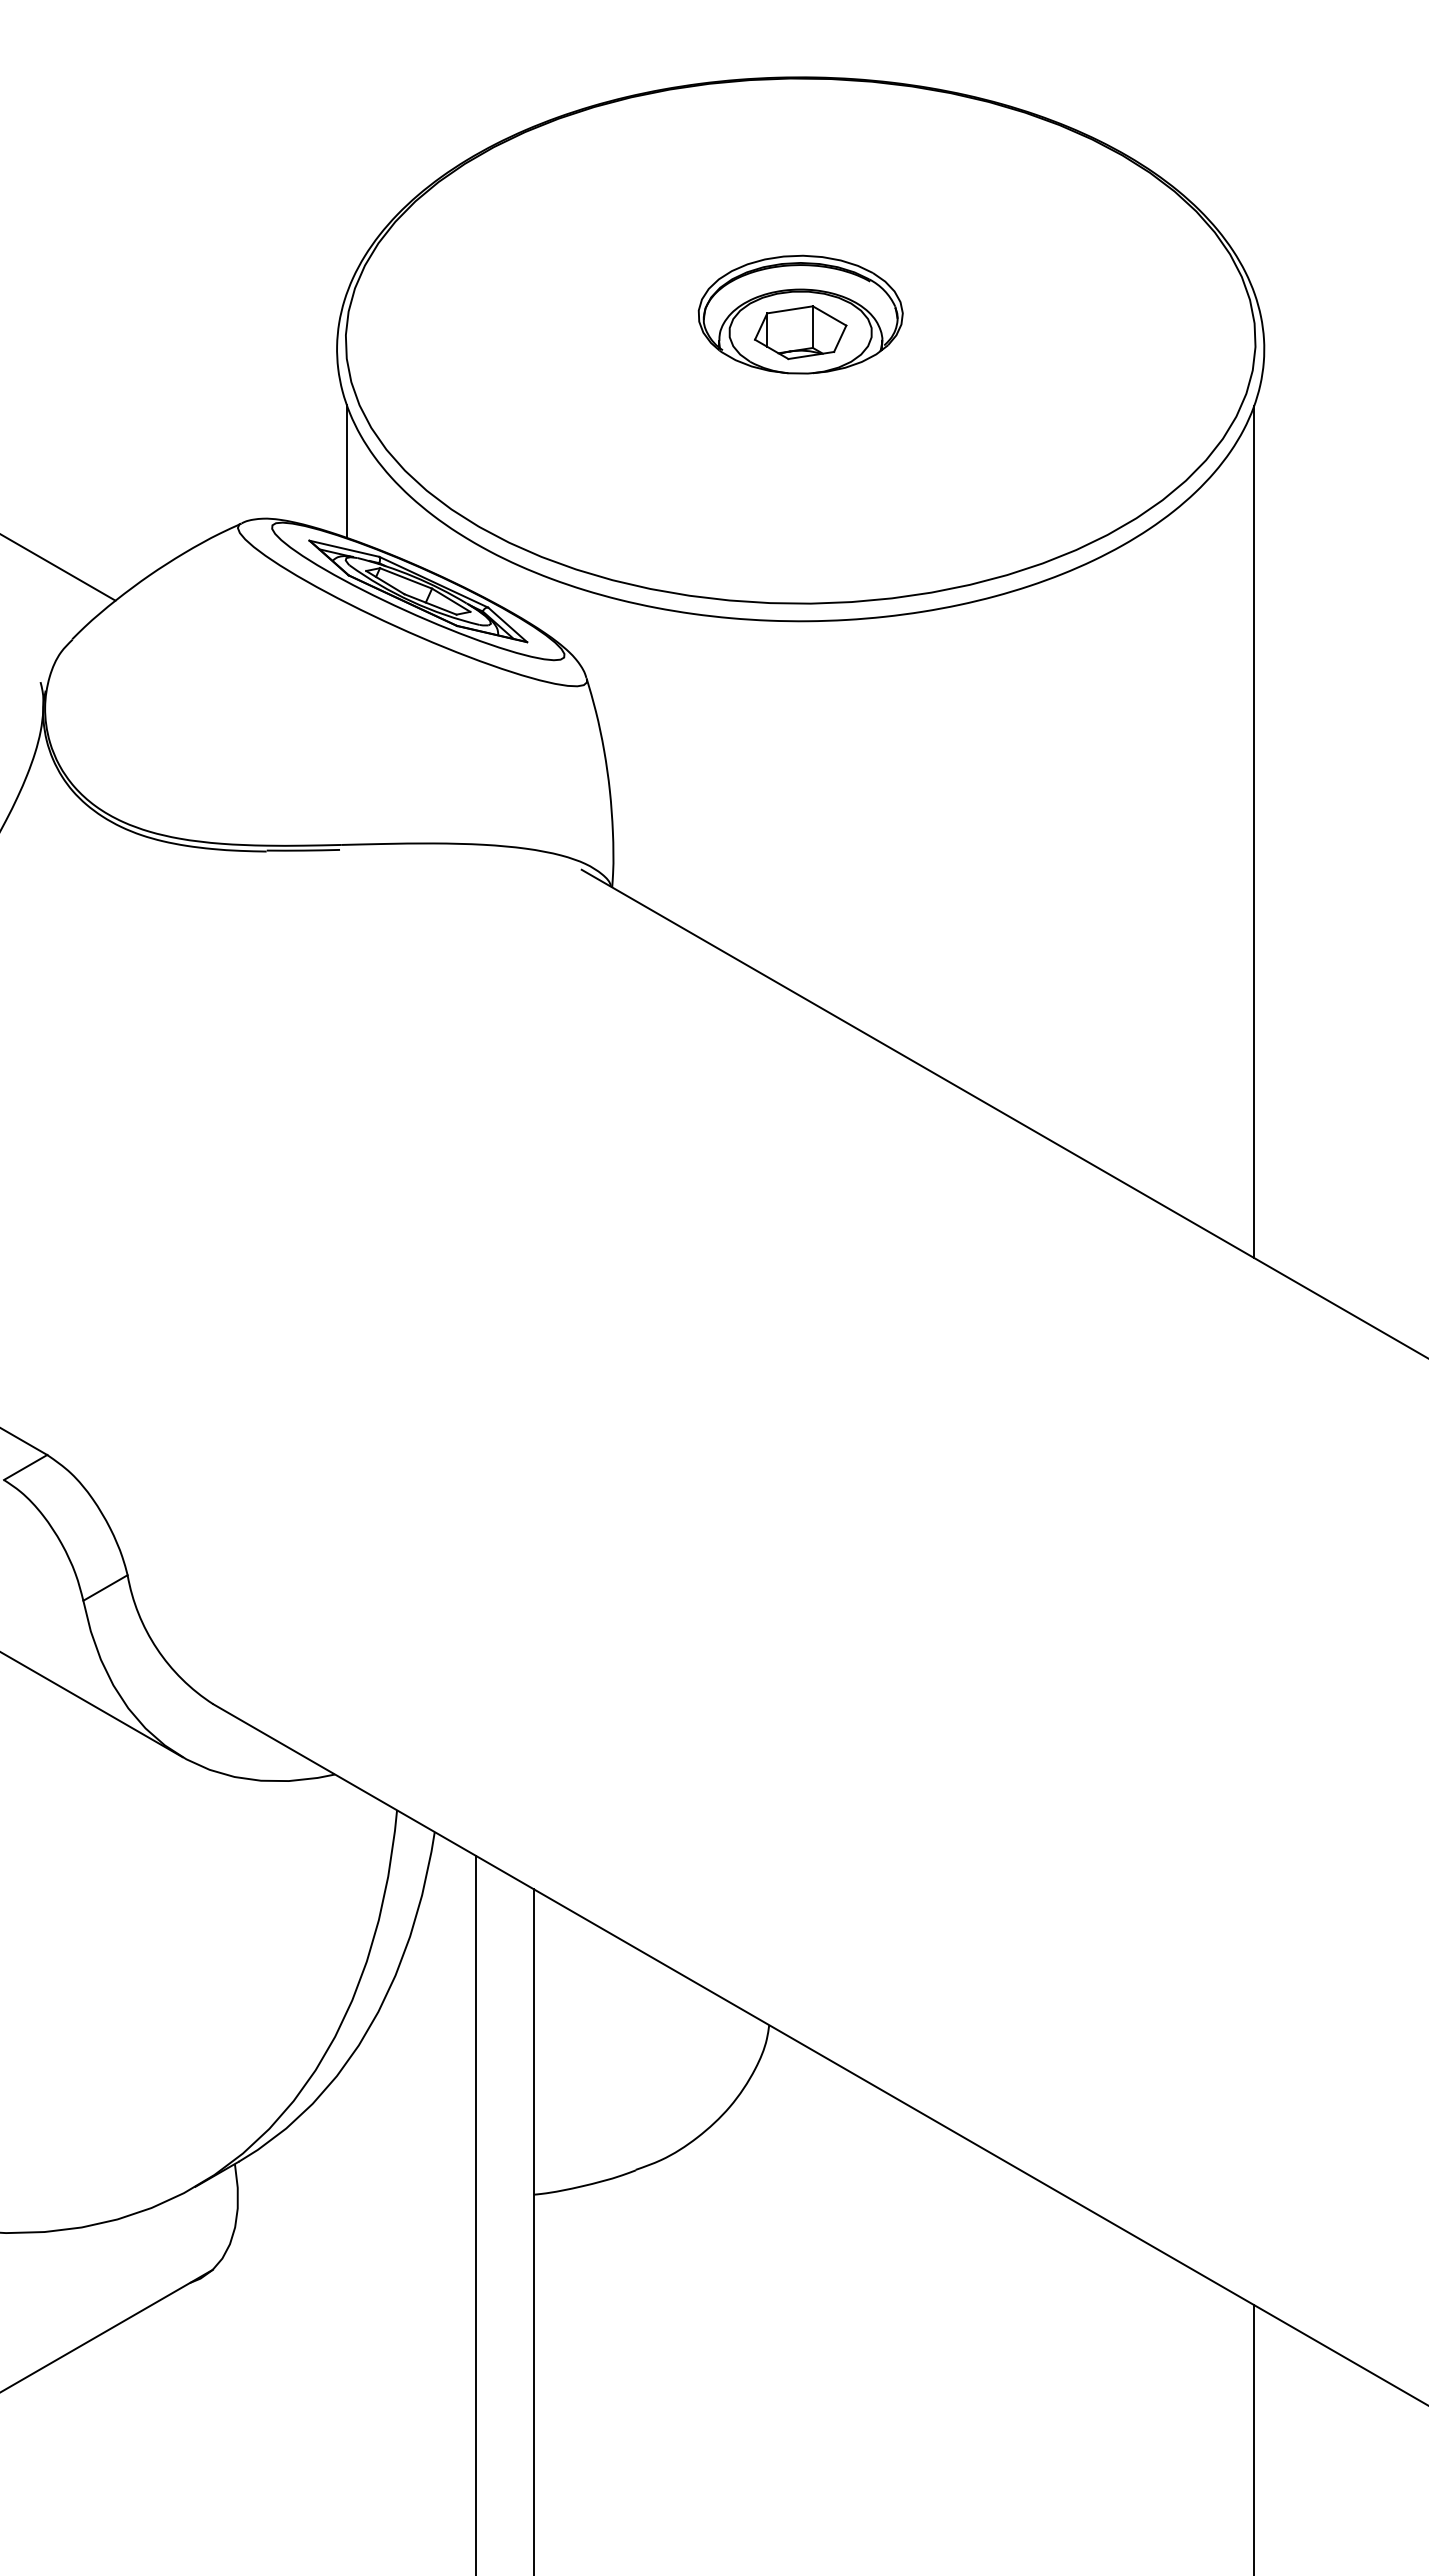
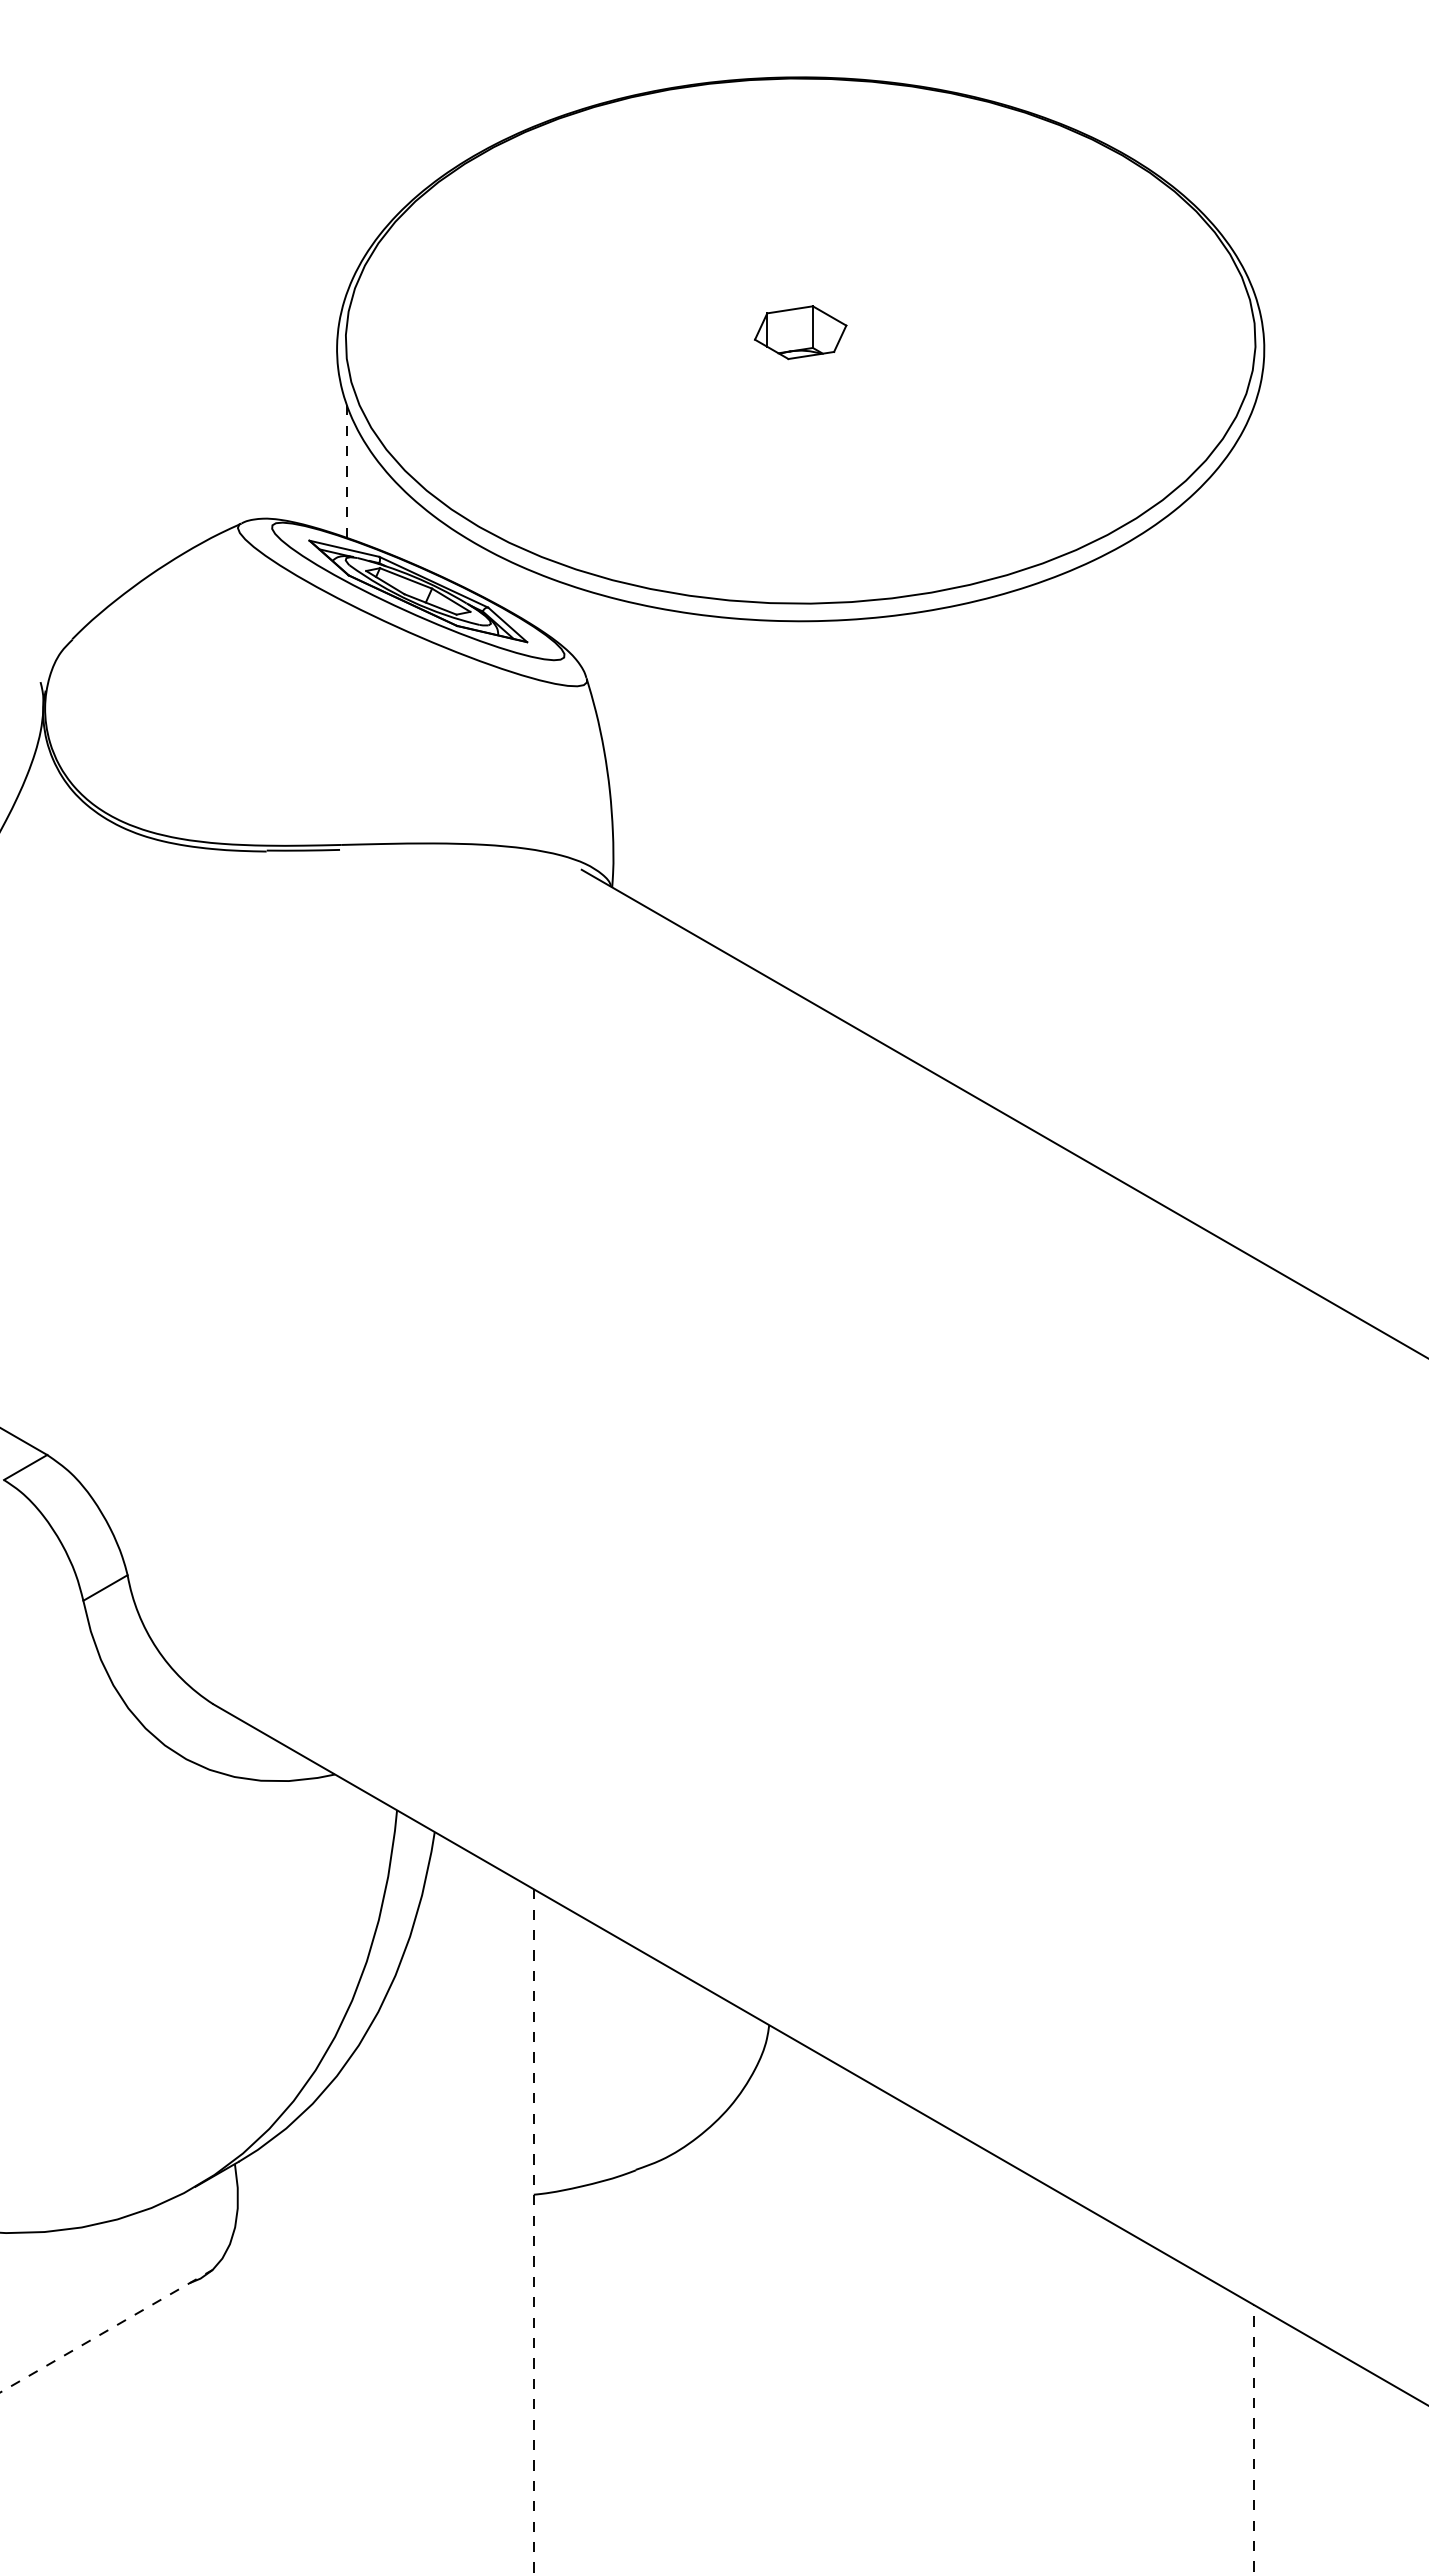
part: present -> none (800, 314)
line: solid -> dashed (347, 472)
line: present -> none (58, 567)
line: present -> none (1254, 831)
line: present -> none (92, 1705)
line: present -> none (476, 2213)
line: solid -> dashed (533, 2232)
line: solid -> dashed (107, 2330)
line: solid -> dashed (1254, 2440)
